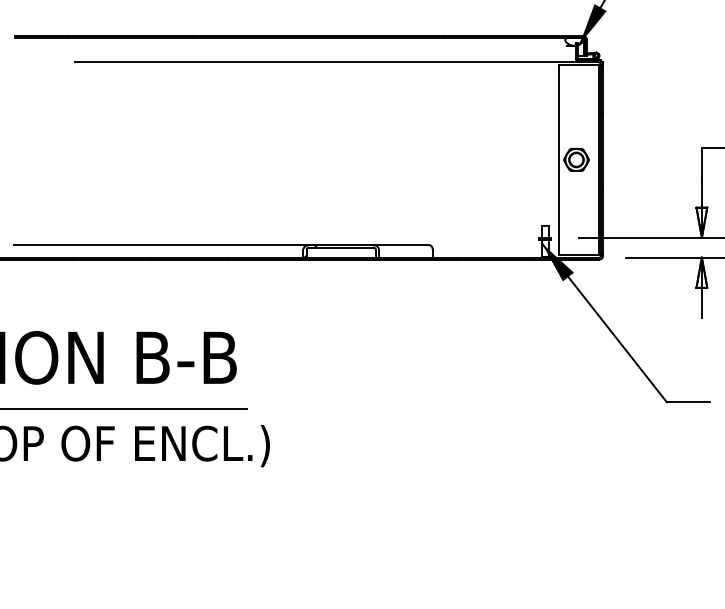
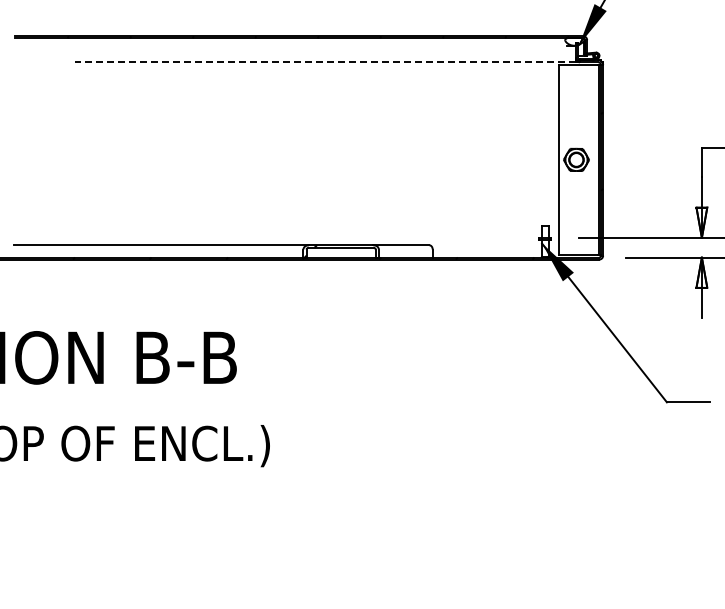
line: solid -> dashed (325, 62)
line: present -> none (124, 409)
